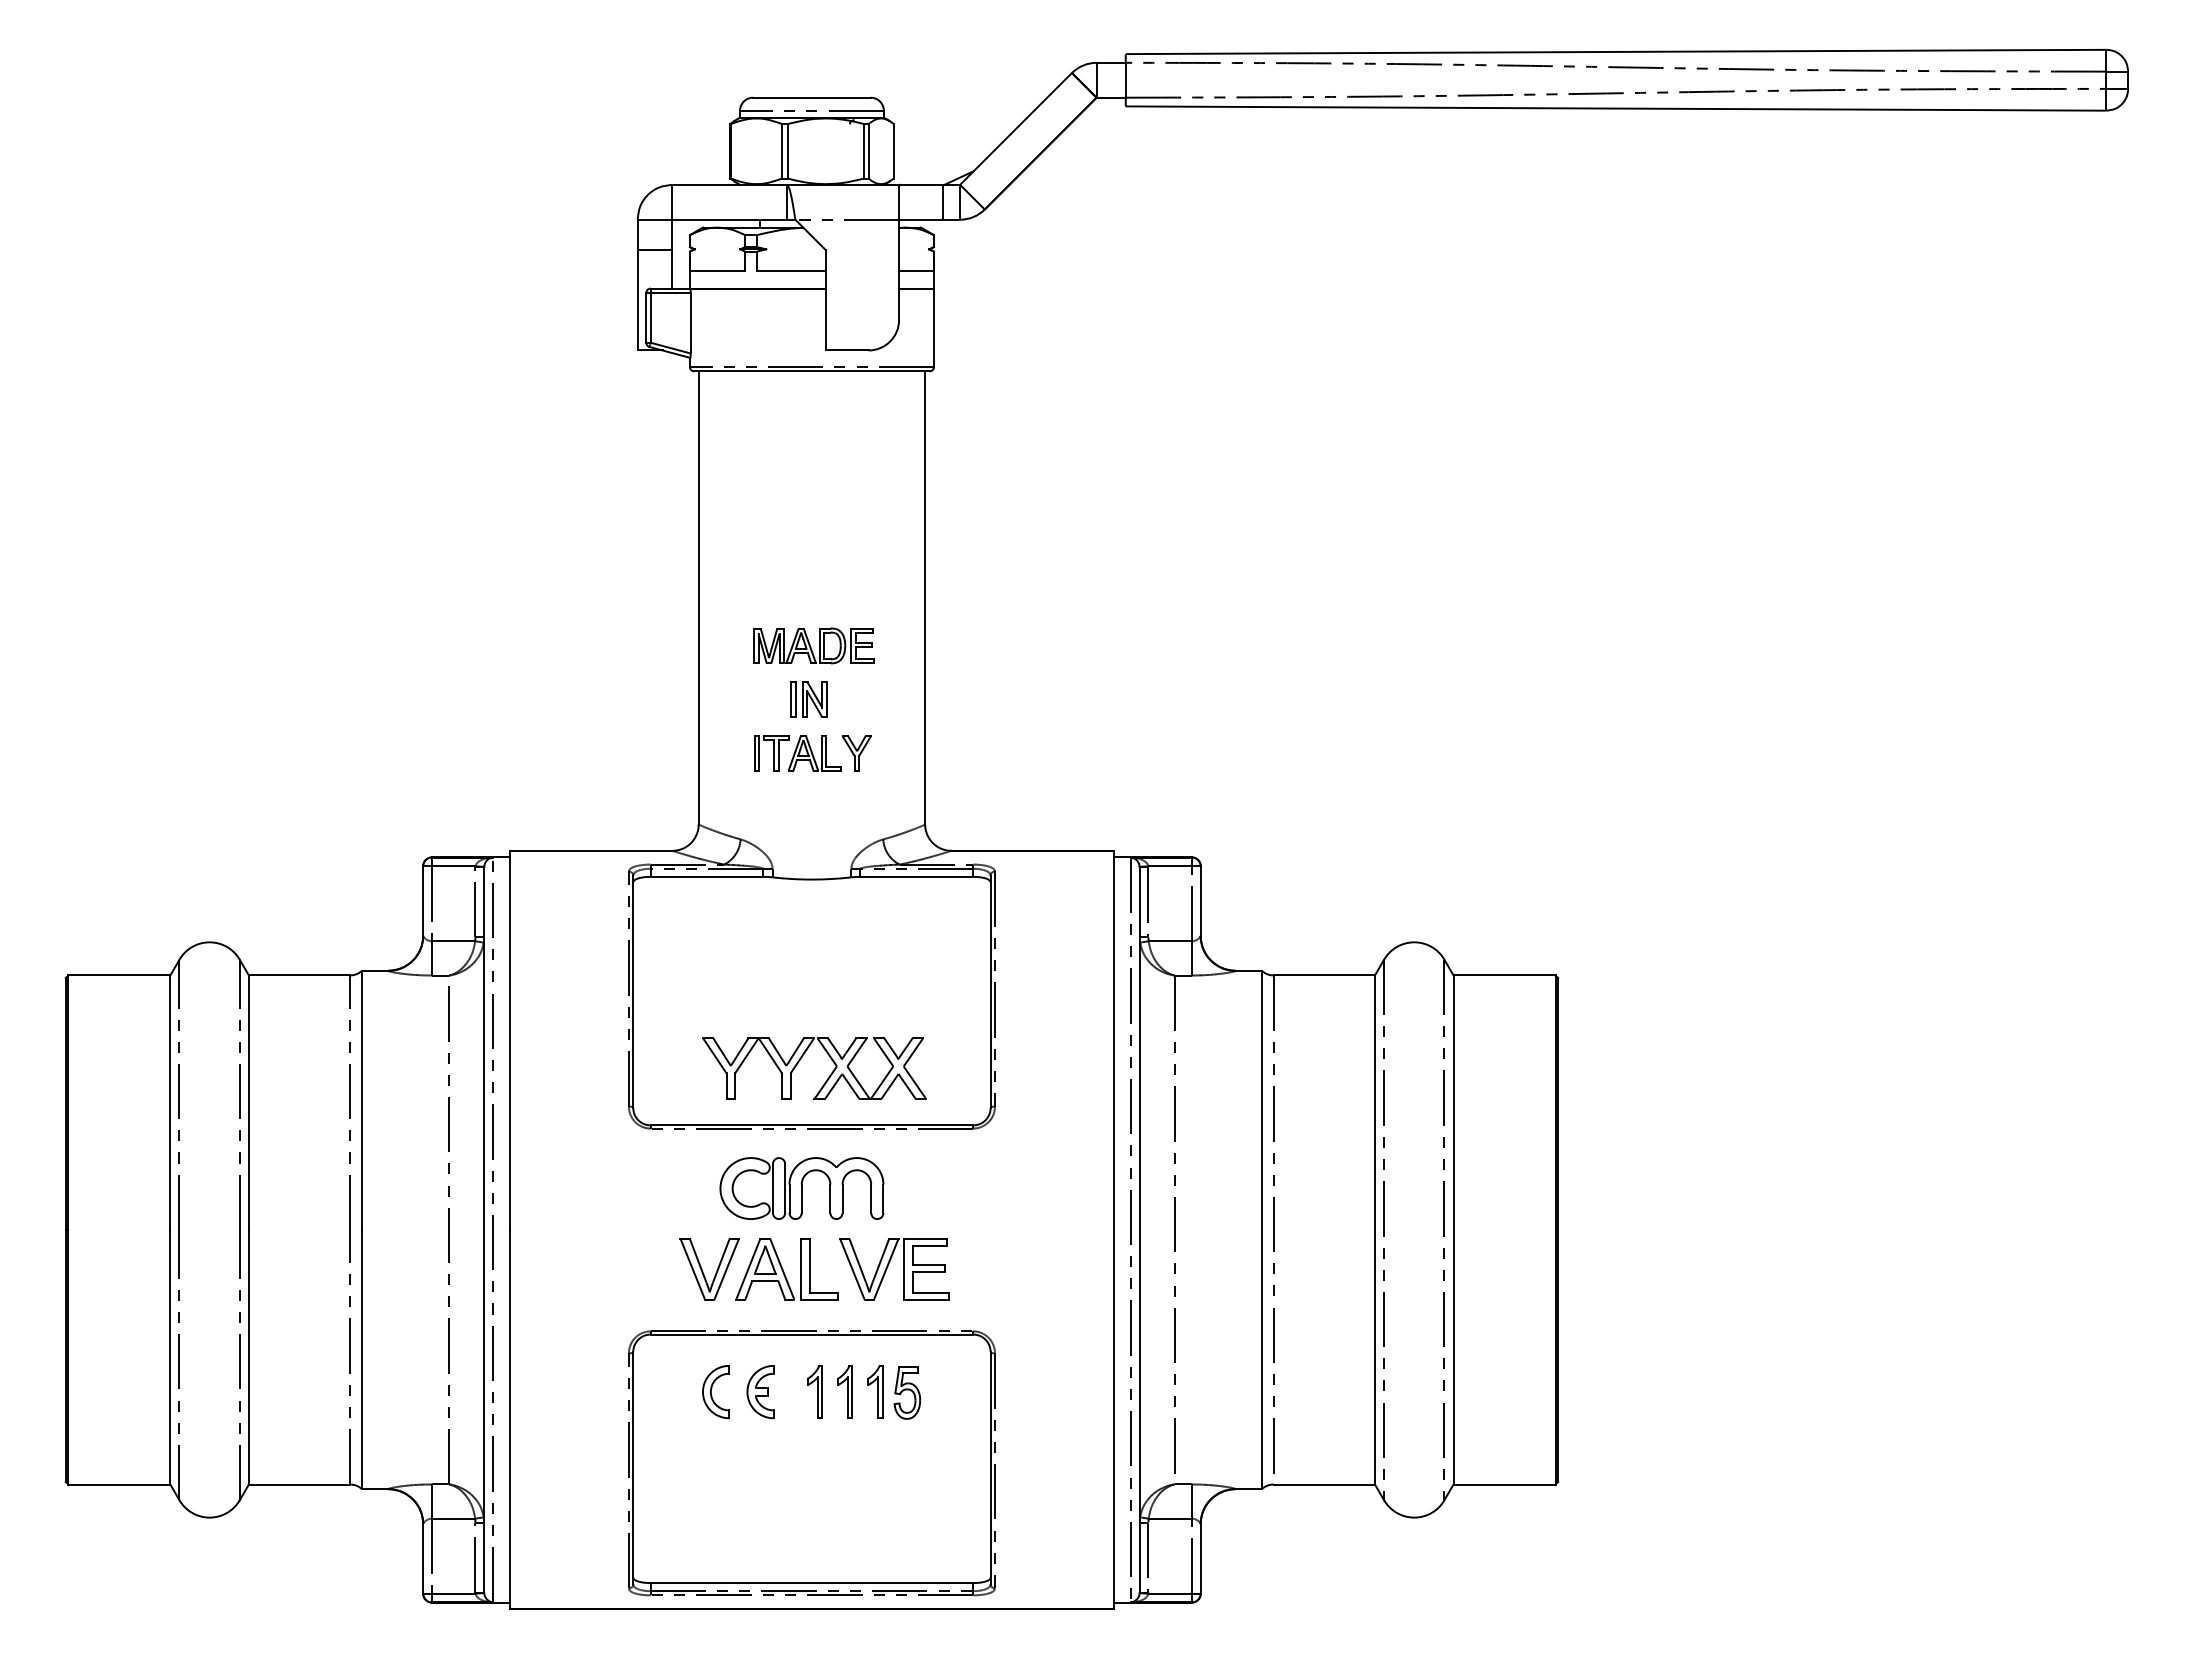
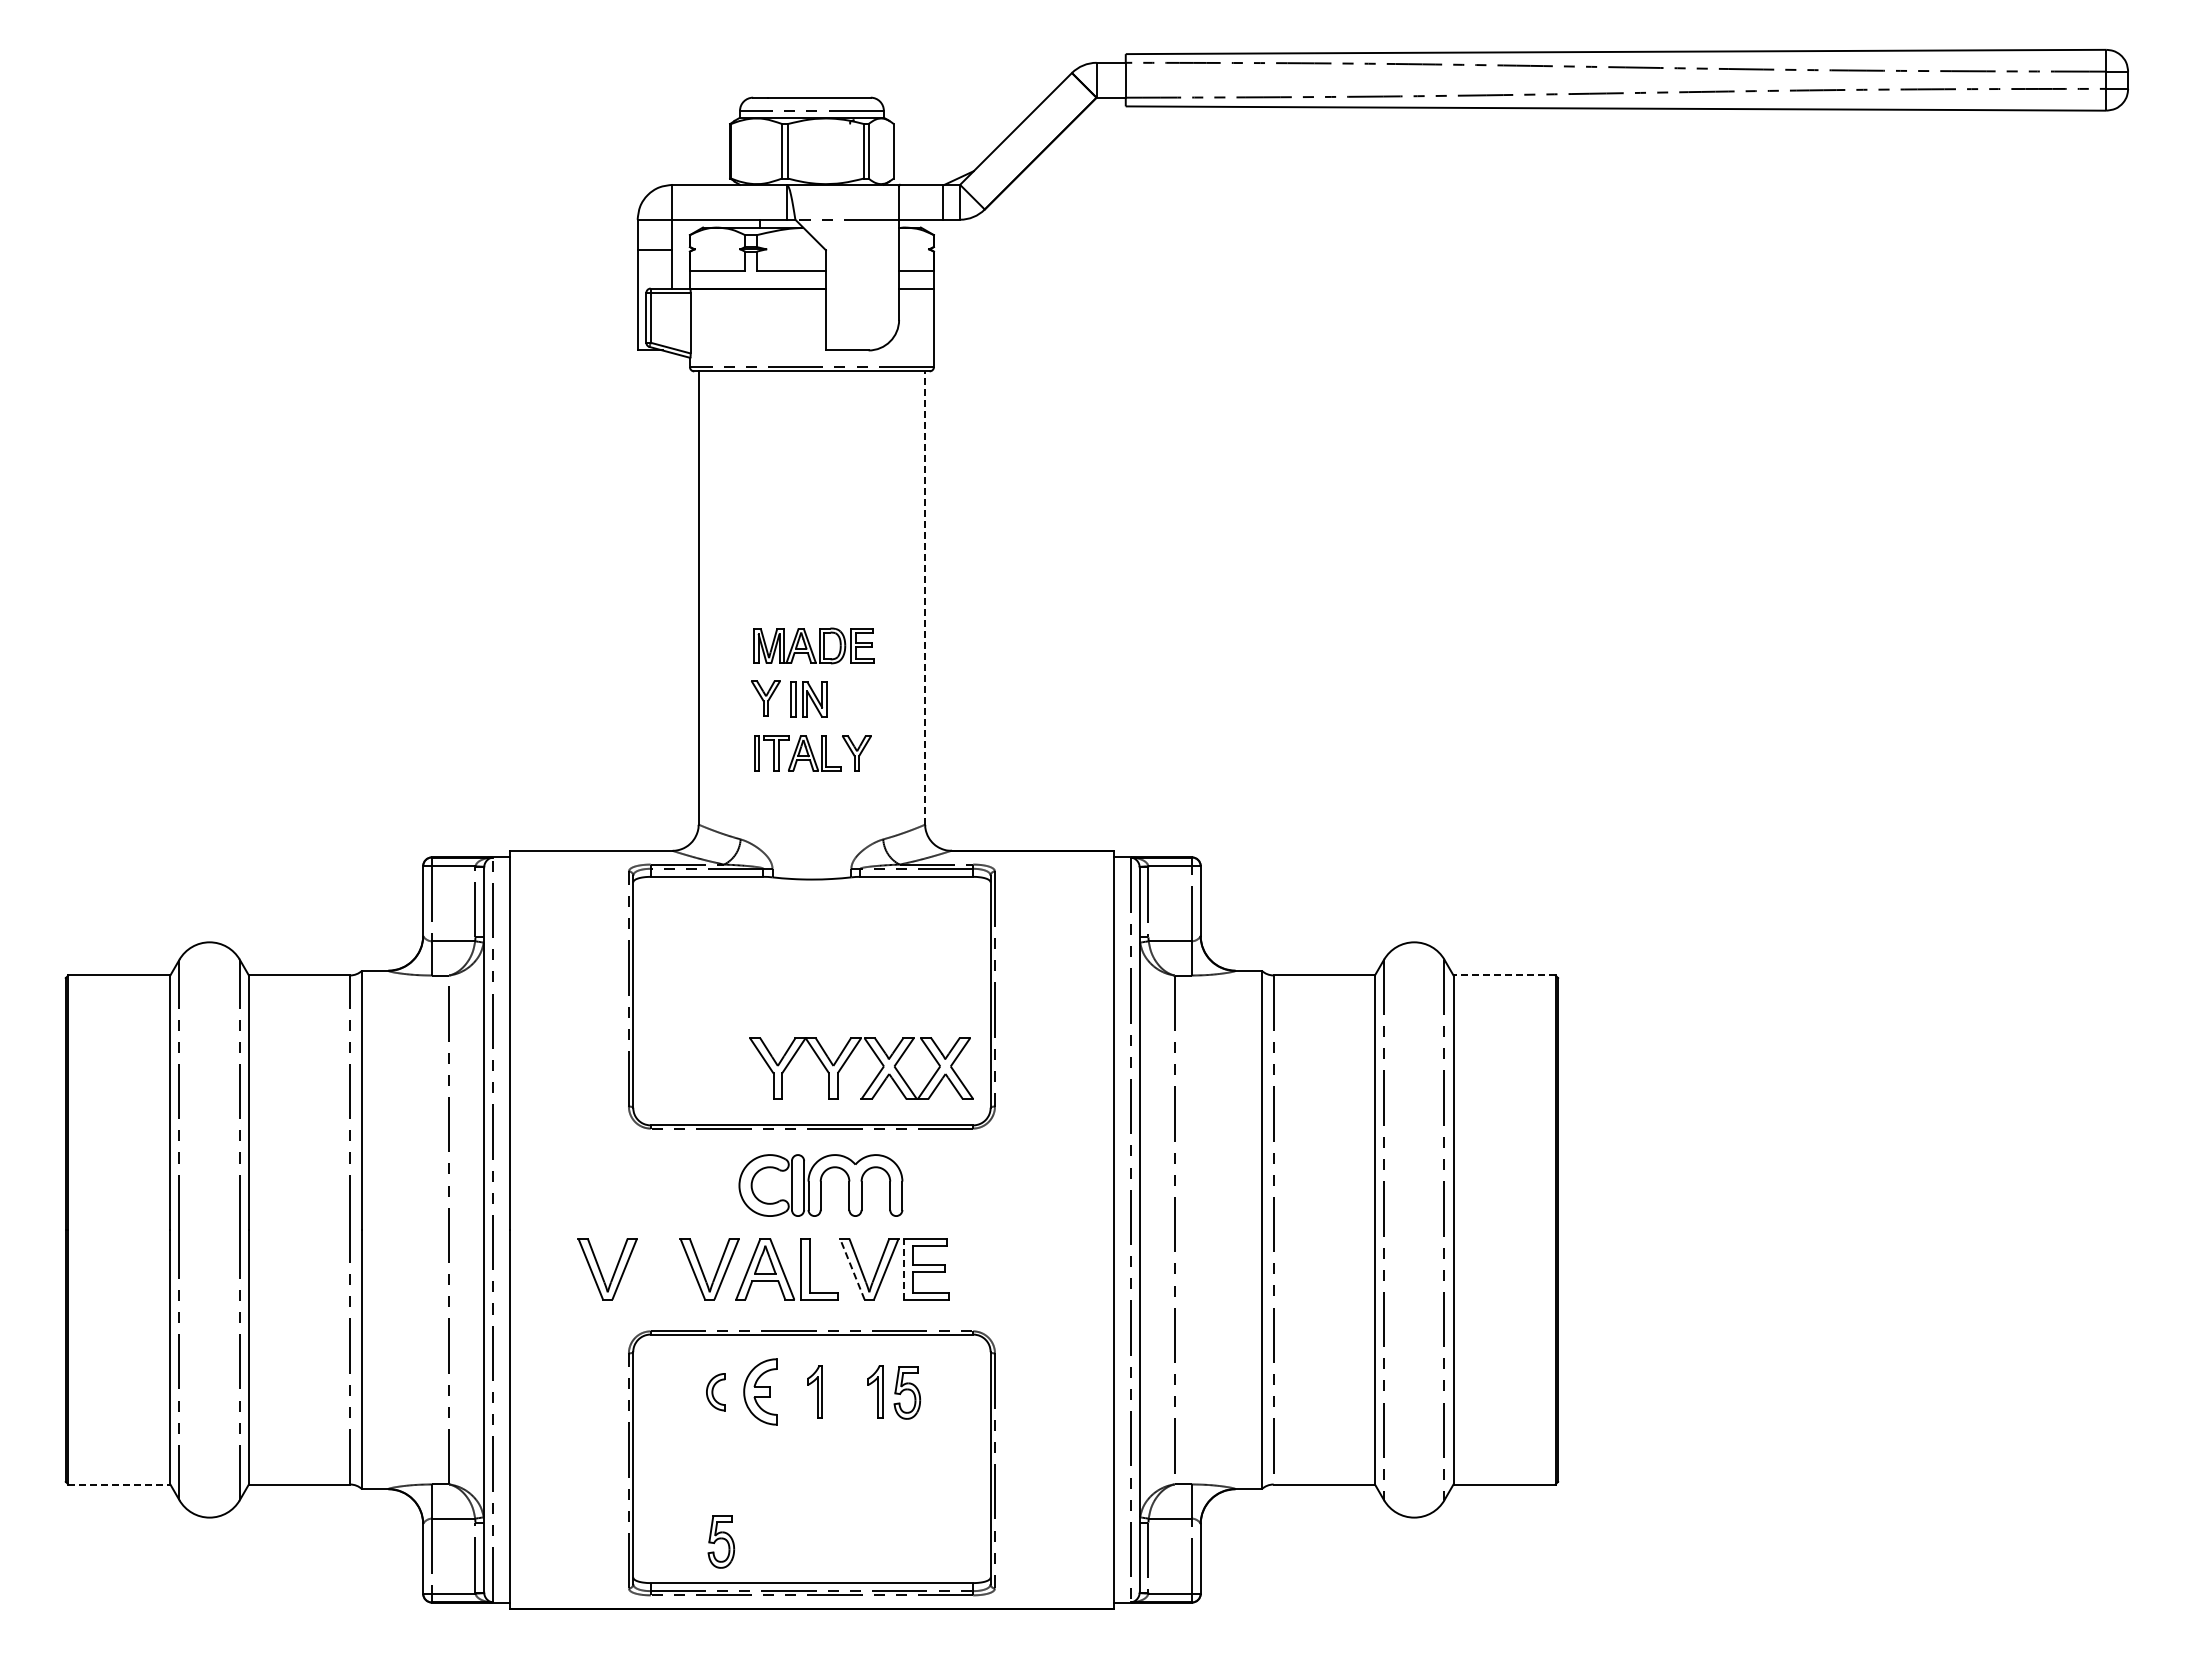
line: solid -> dashed (925, 598)
part: none -> present (765, 698)
line: solid -> dashed (1504, 975)
part position: (801, 1059) -> (848, 1059) (848, 1059)
part position: (801, 1188) -> (820, 1185) (820, 1185)
line: solid -> dashed (852, 1268)
line: solid -> dashed (904, 1269)
part: none -> present (601, 1271)
part: present -> none (844, 1391)
part size: 28x55 px -> 20x39 px (715, 1392)
part size: 29x55 px -> 35x68 px (760, 1391)
line: solid -> dashed (119, 1484)
part: none -> present (721, 1541)
